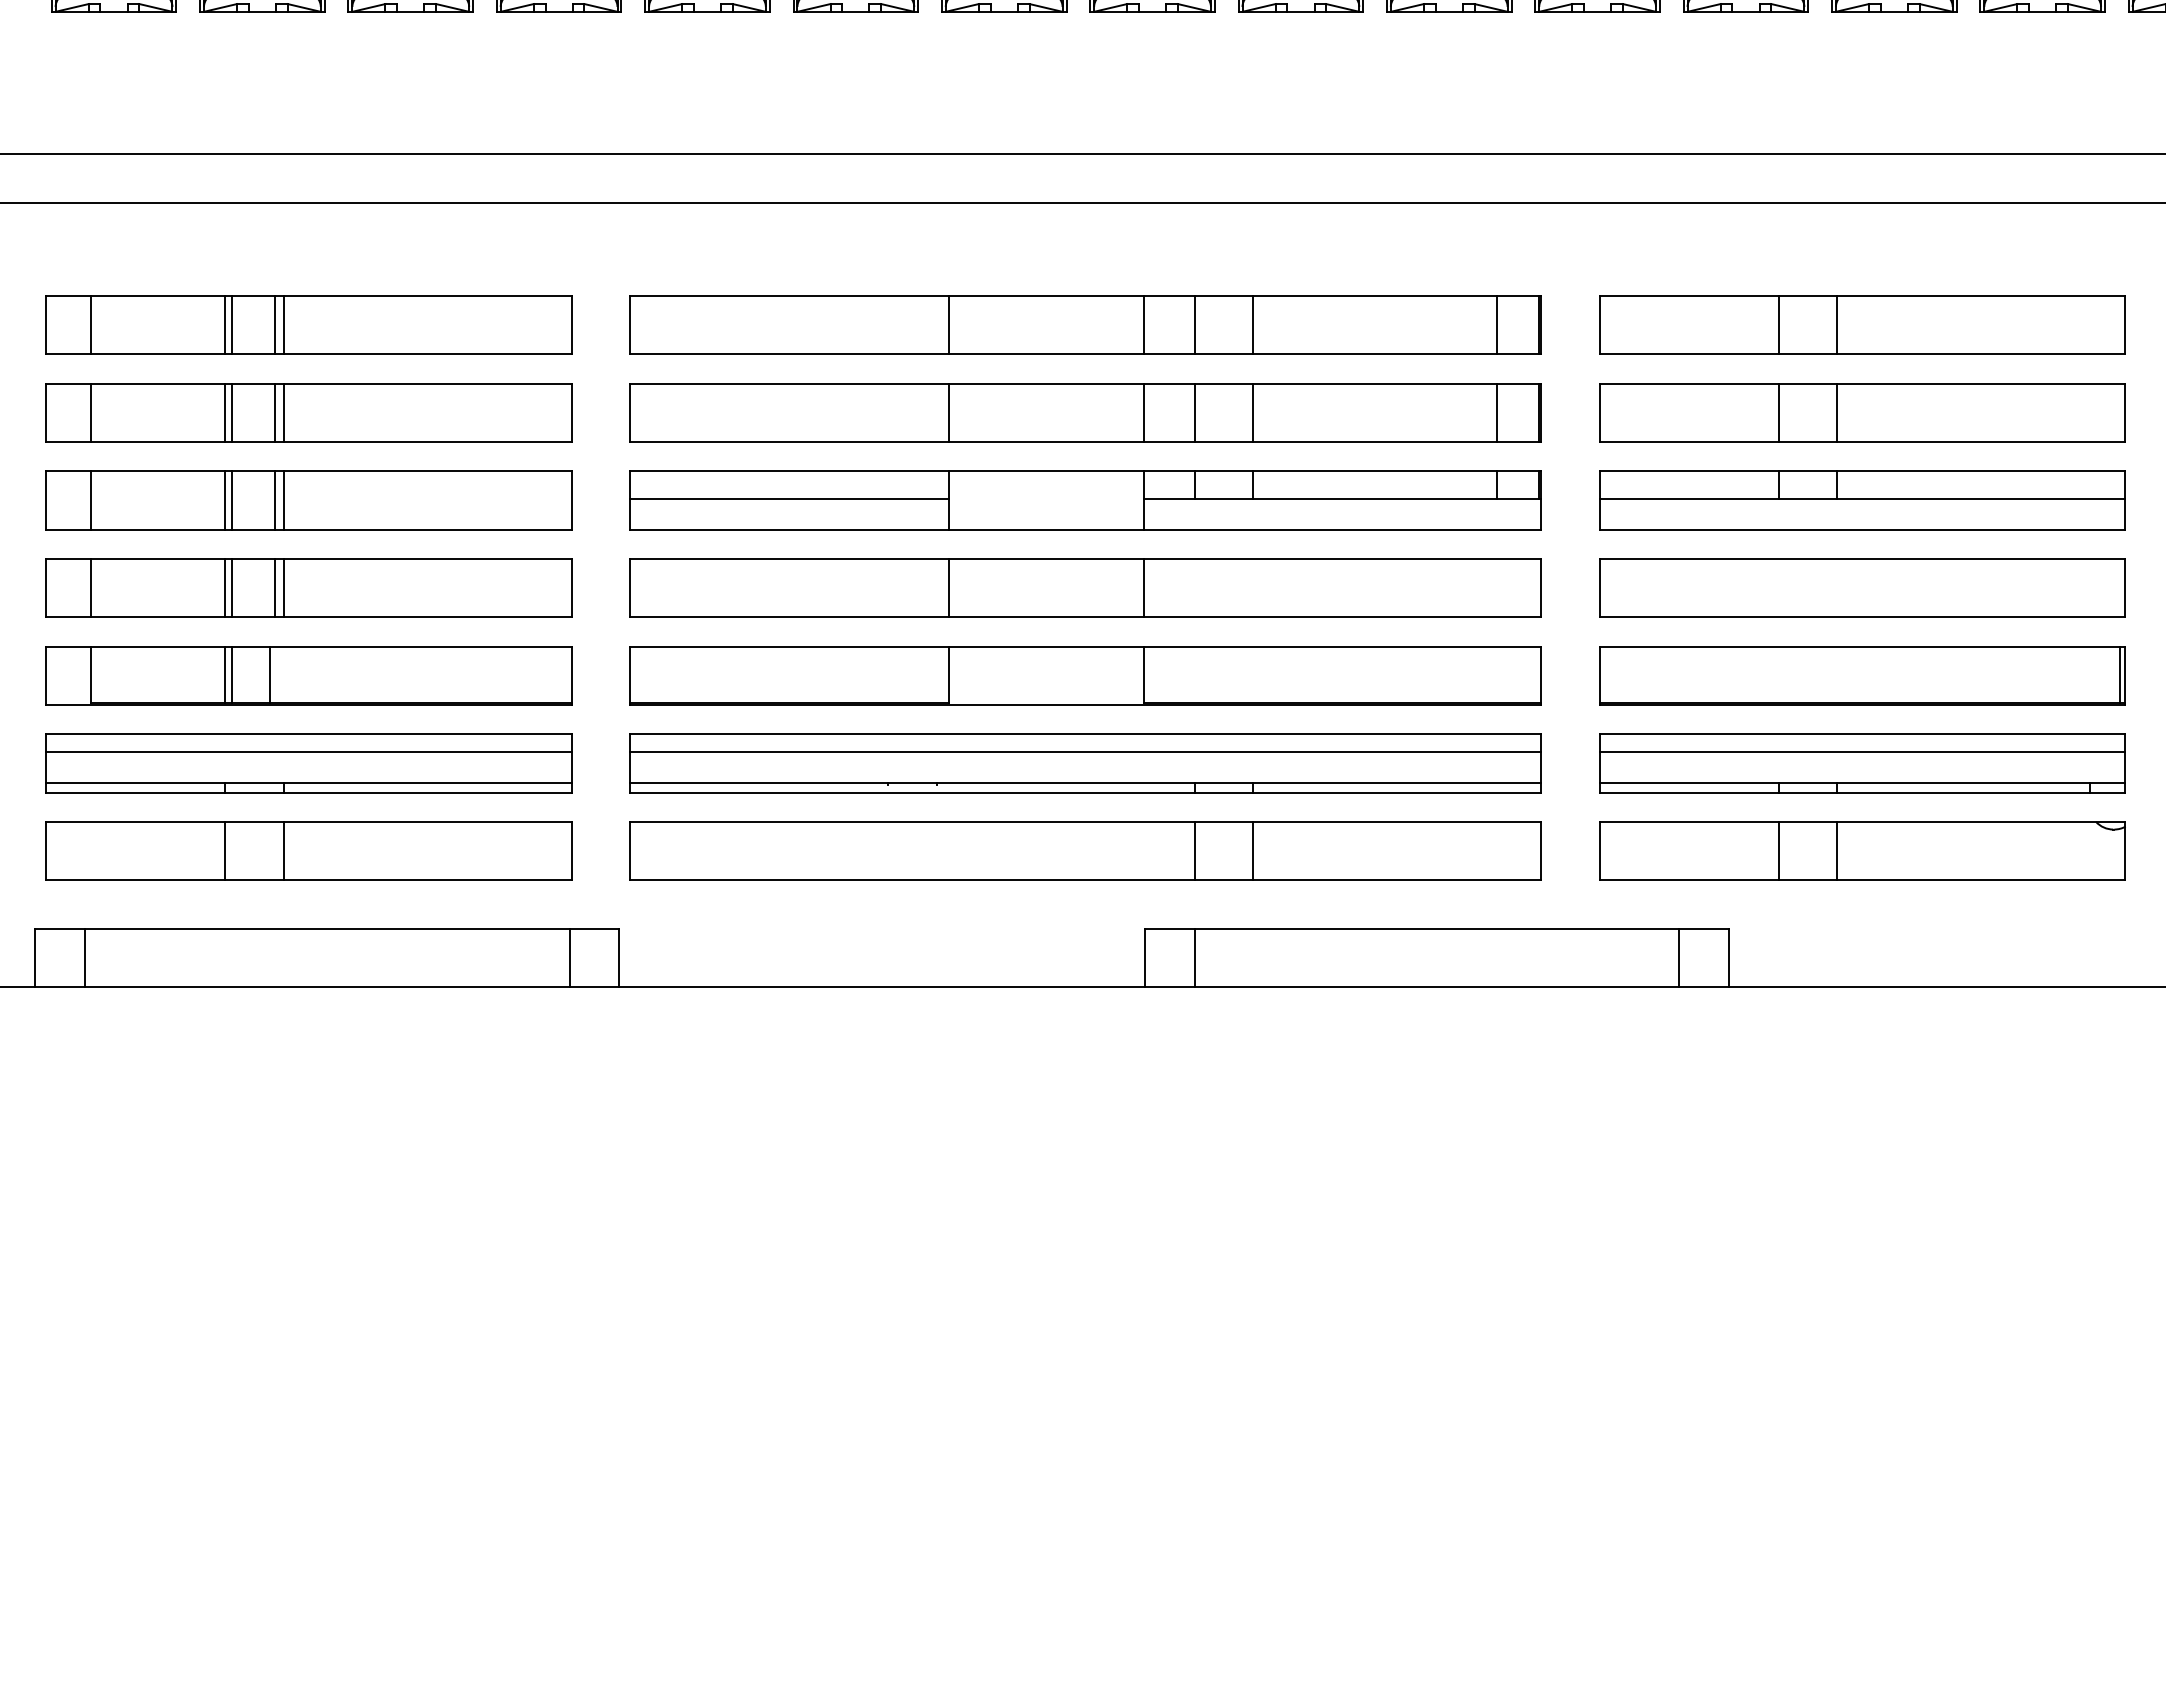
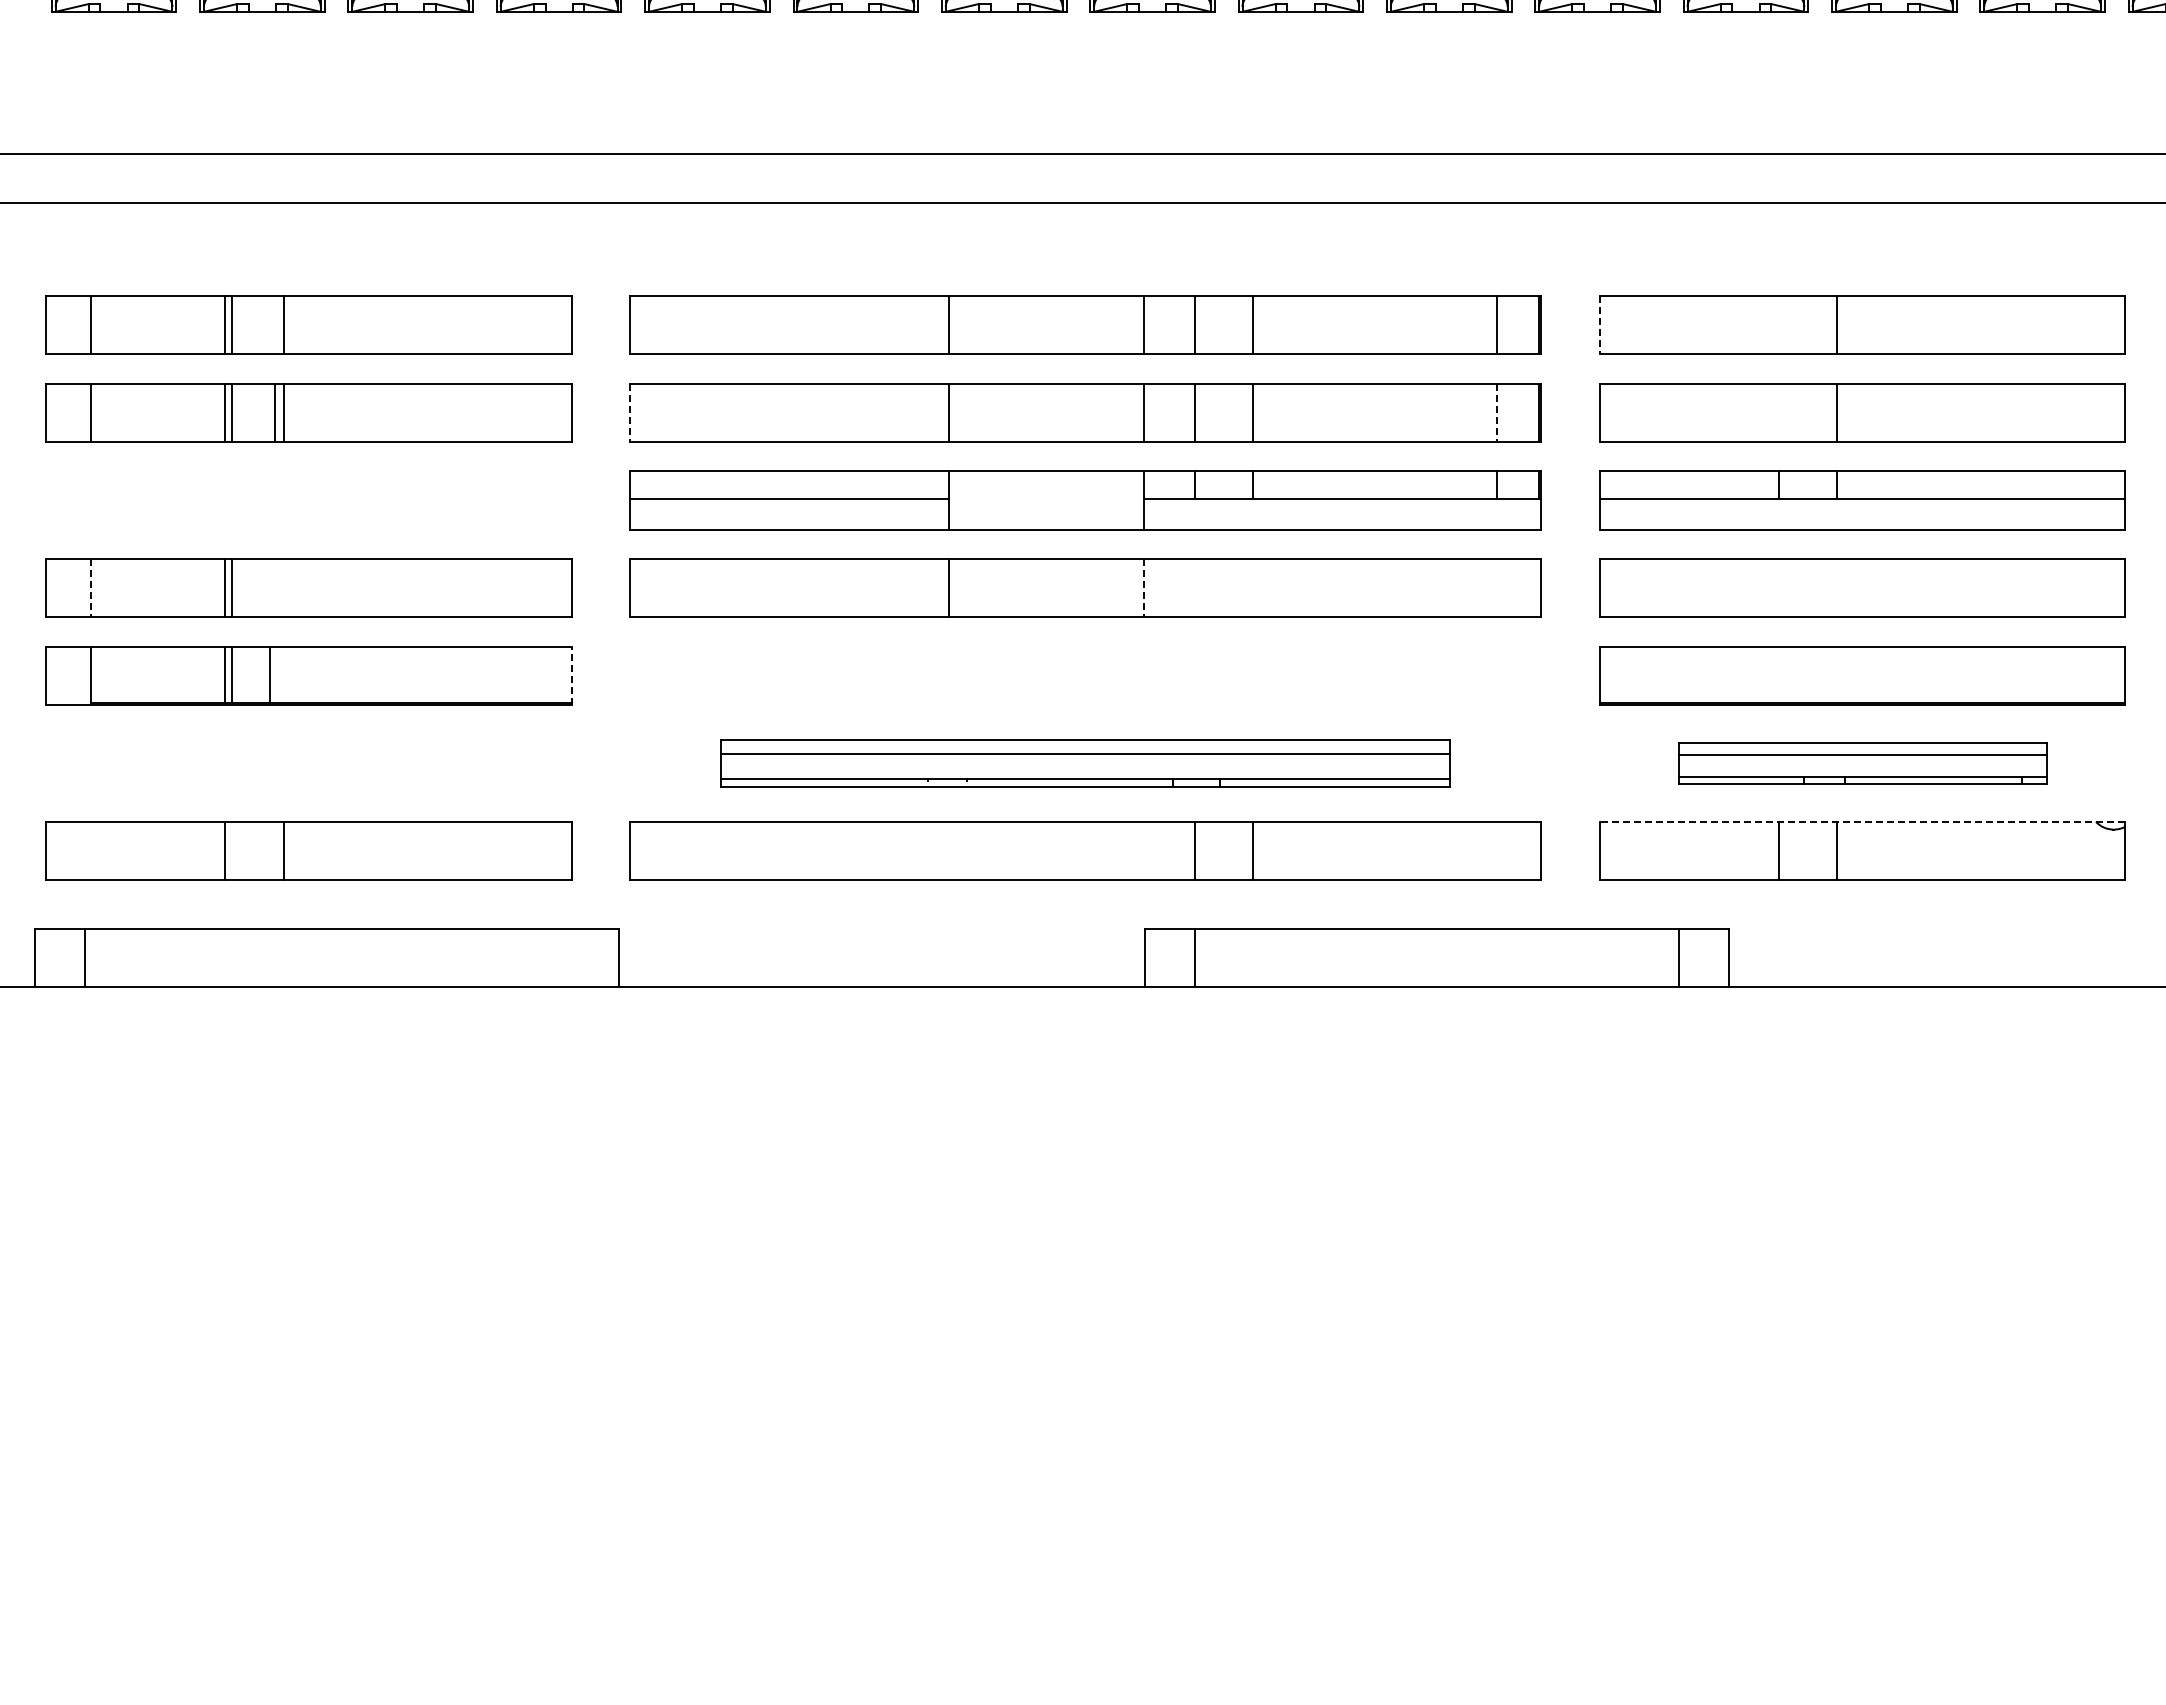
line: present -> none (274, 325)
line: solid -> dashed (1599, 325)
line: present -> none (1778, 325)
line: present -> none (1778, 412)
line: solid -> dashed (630, 413)
line: solid -> dashed (1496, 413)
part: present -> none (308, 500)
line: present -> none (274, 587)
line: present -> none (283, 587)
line: solid -> dashed (90, 588)
line: solid -> dashed (1143, 588)
line: present -> none (2119, 674)
line: solid -> dashed (571, 675)
part: present -> none (1085, 675)
part: present -> none (308, 763)
part size: 913x61 px -> 731x49 px (1085, 763)
part size: 527x61 px -> 370x43 px (1862, 763)
line: solid -> dashed (1862, 821)
line: present -> none (569, 957)
